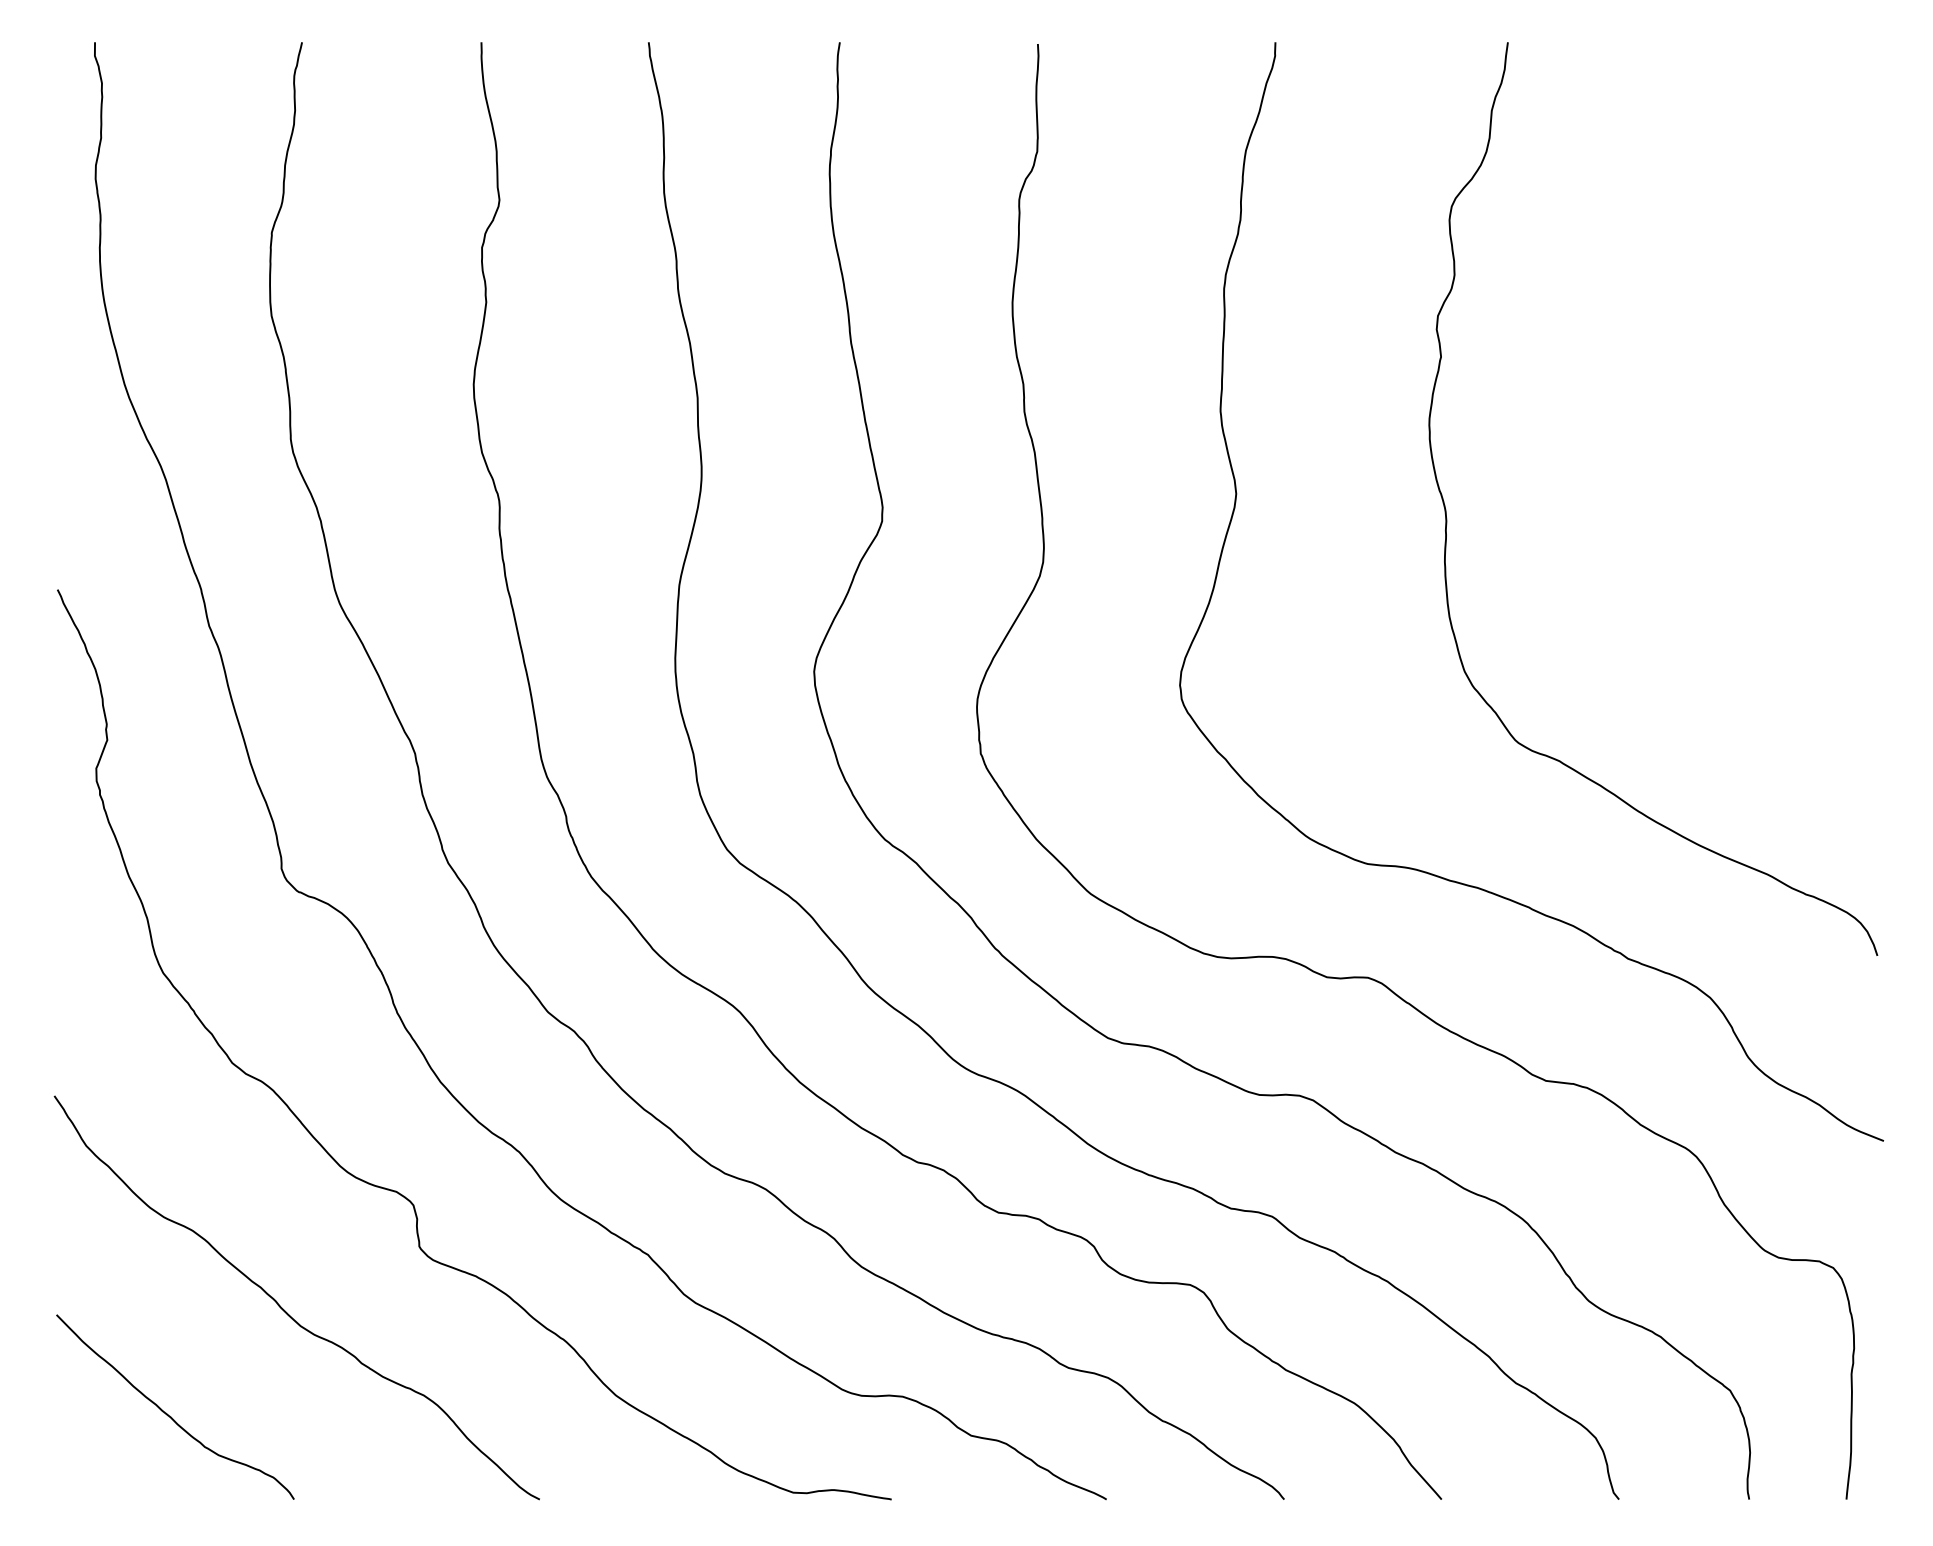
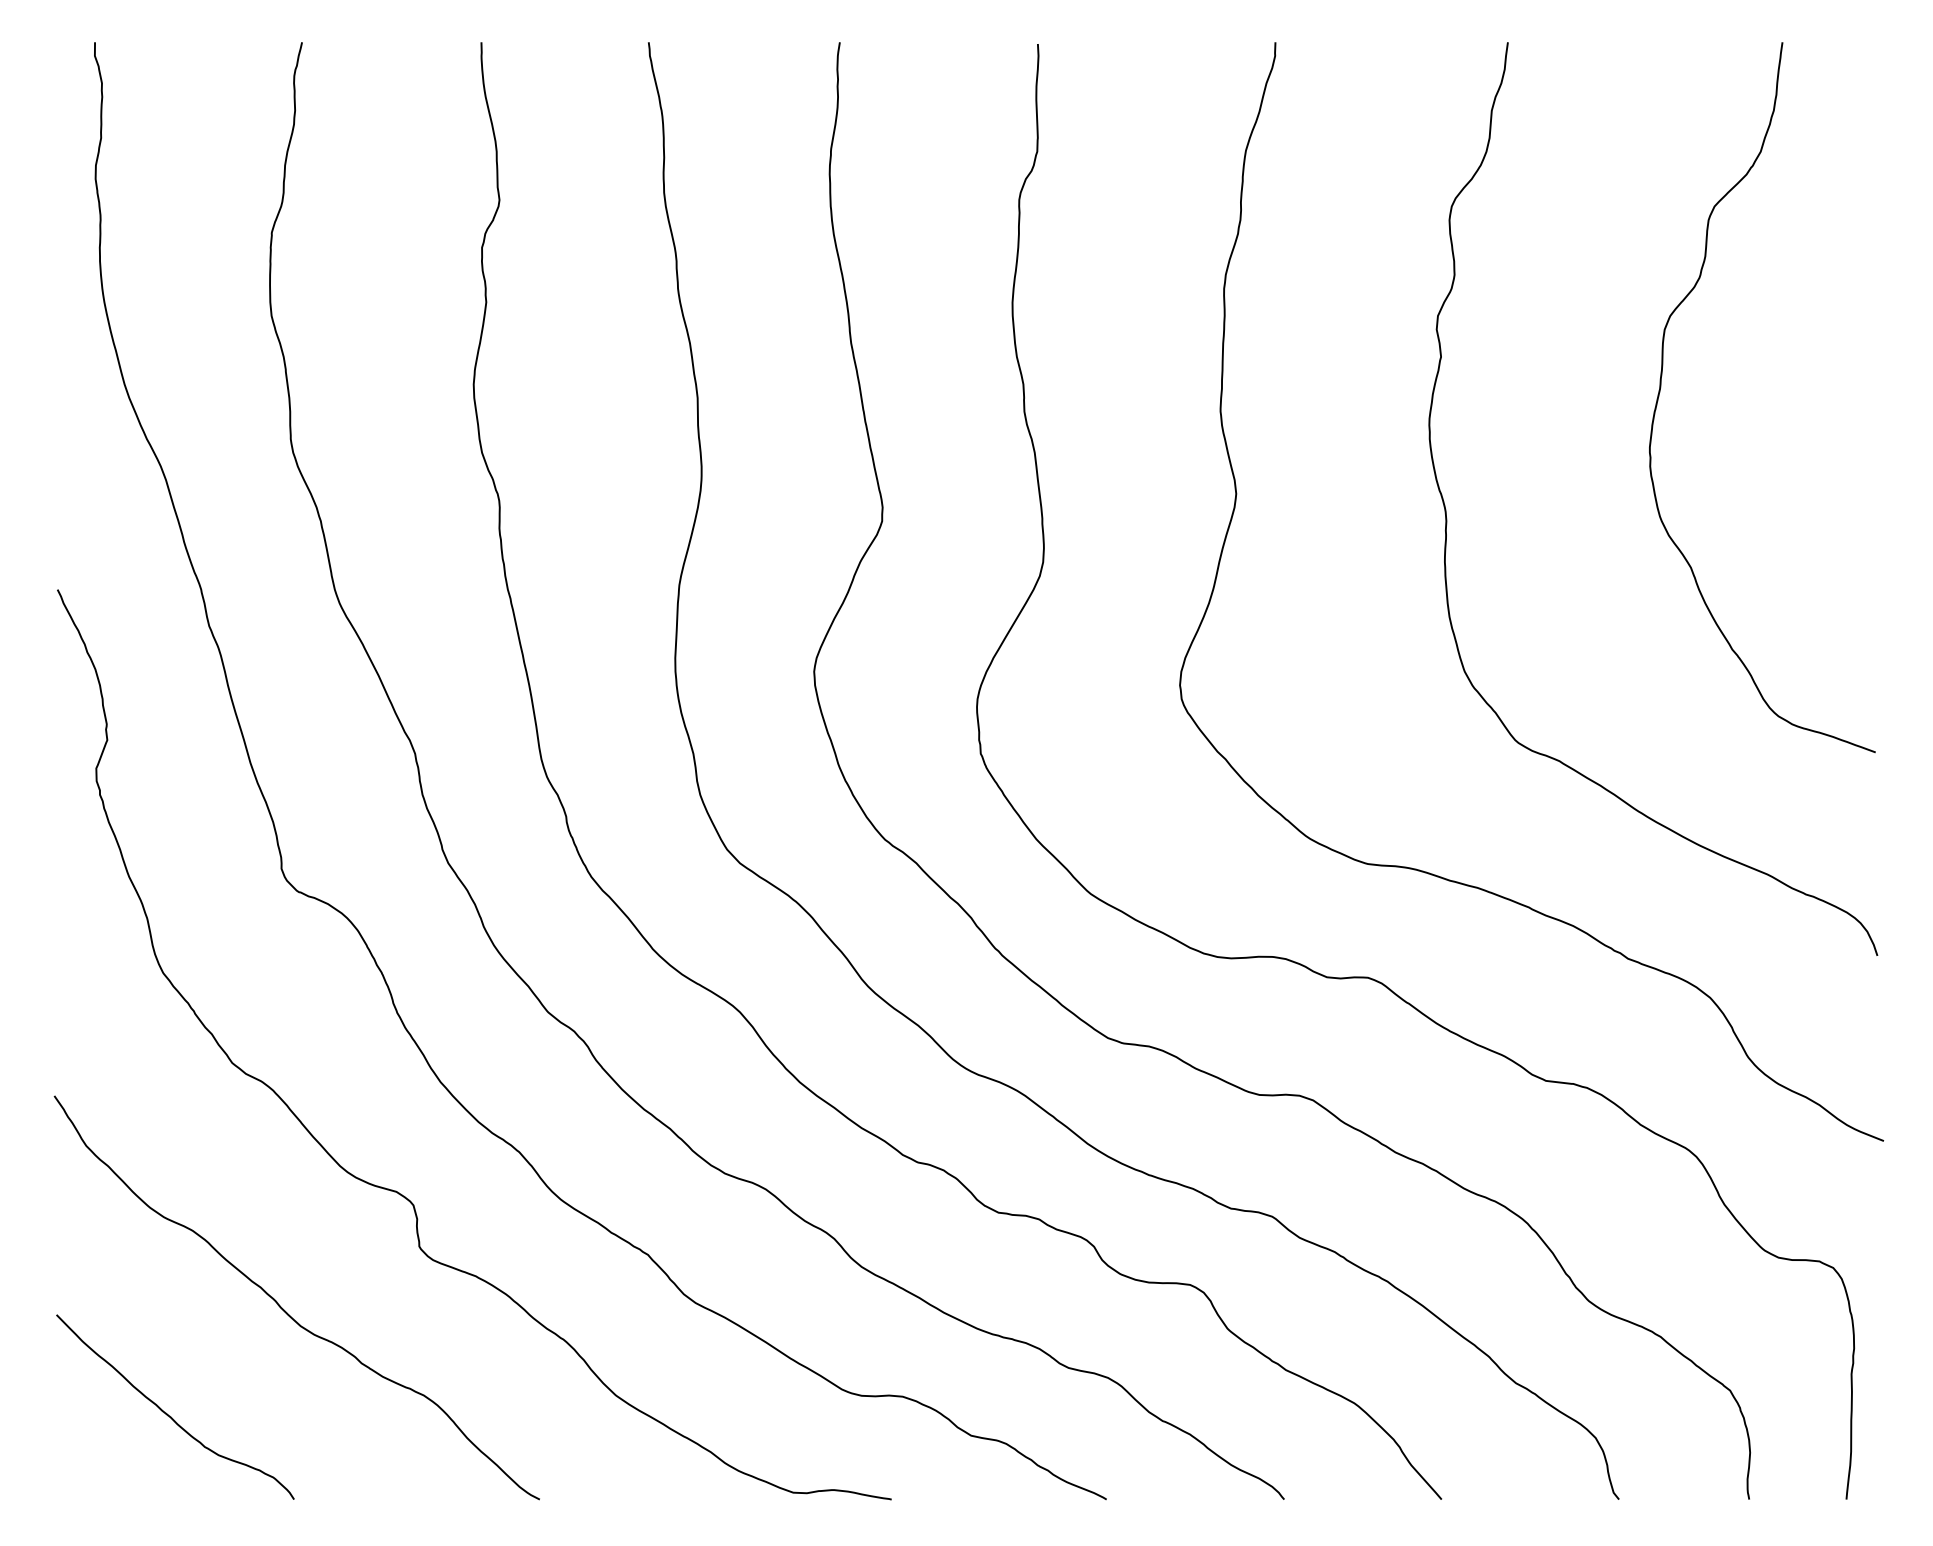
curve: none -> present (1661, 387)
